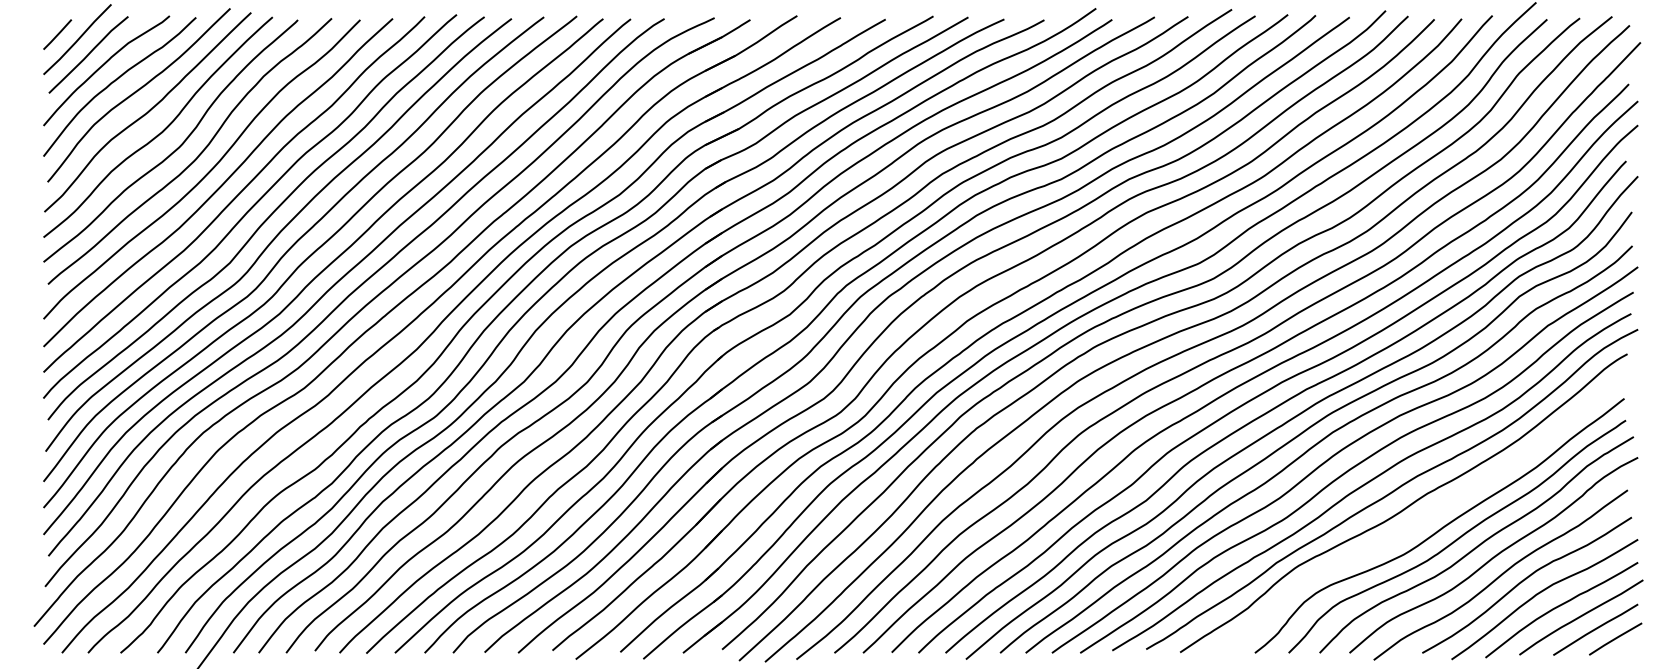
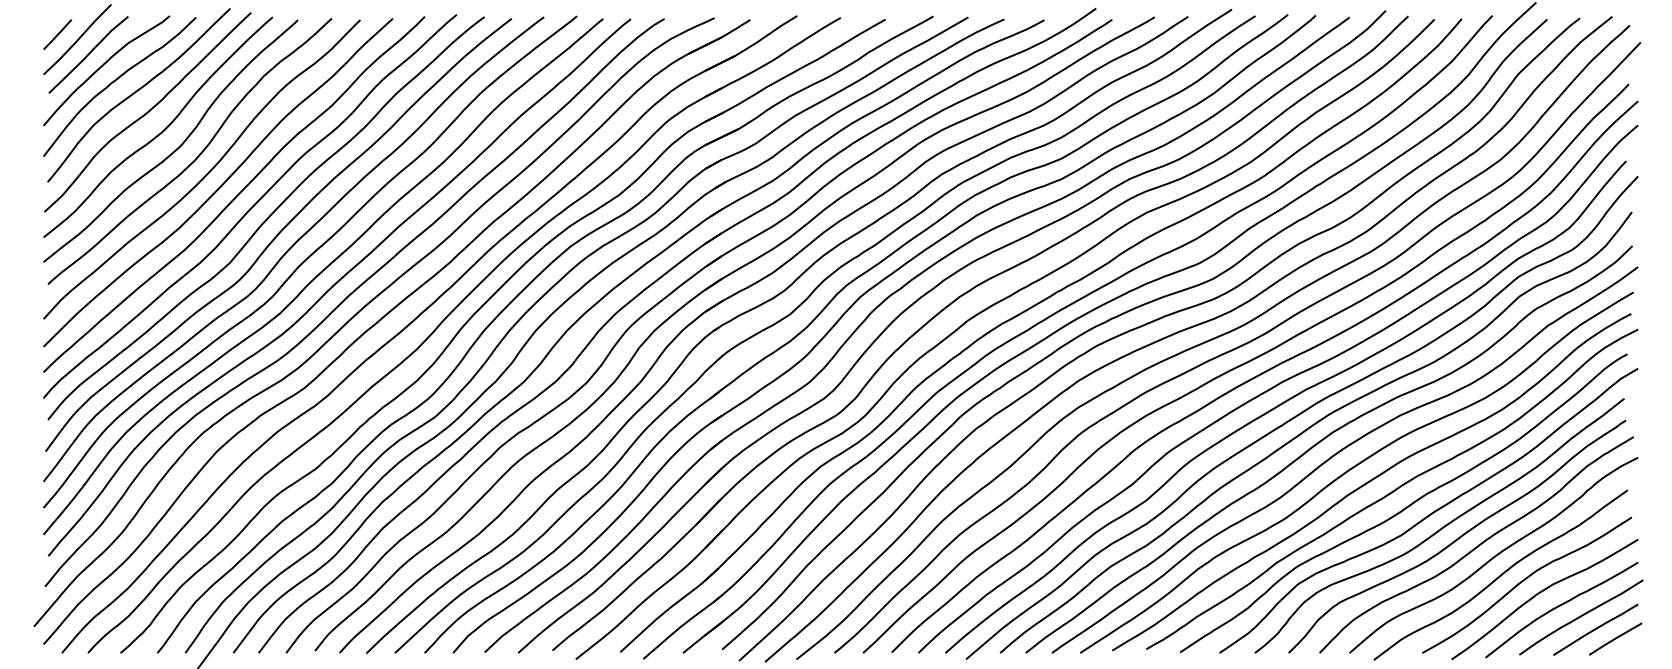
curve: none -> present (1431, 512)
